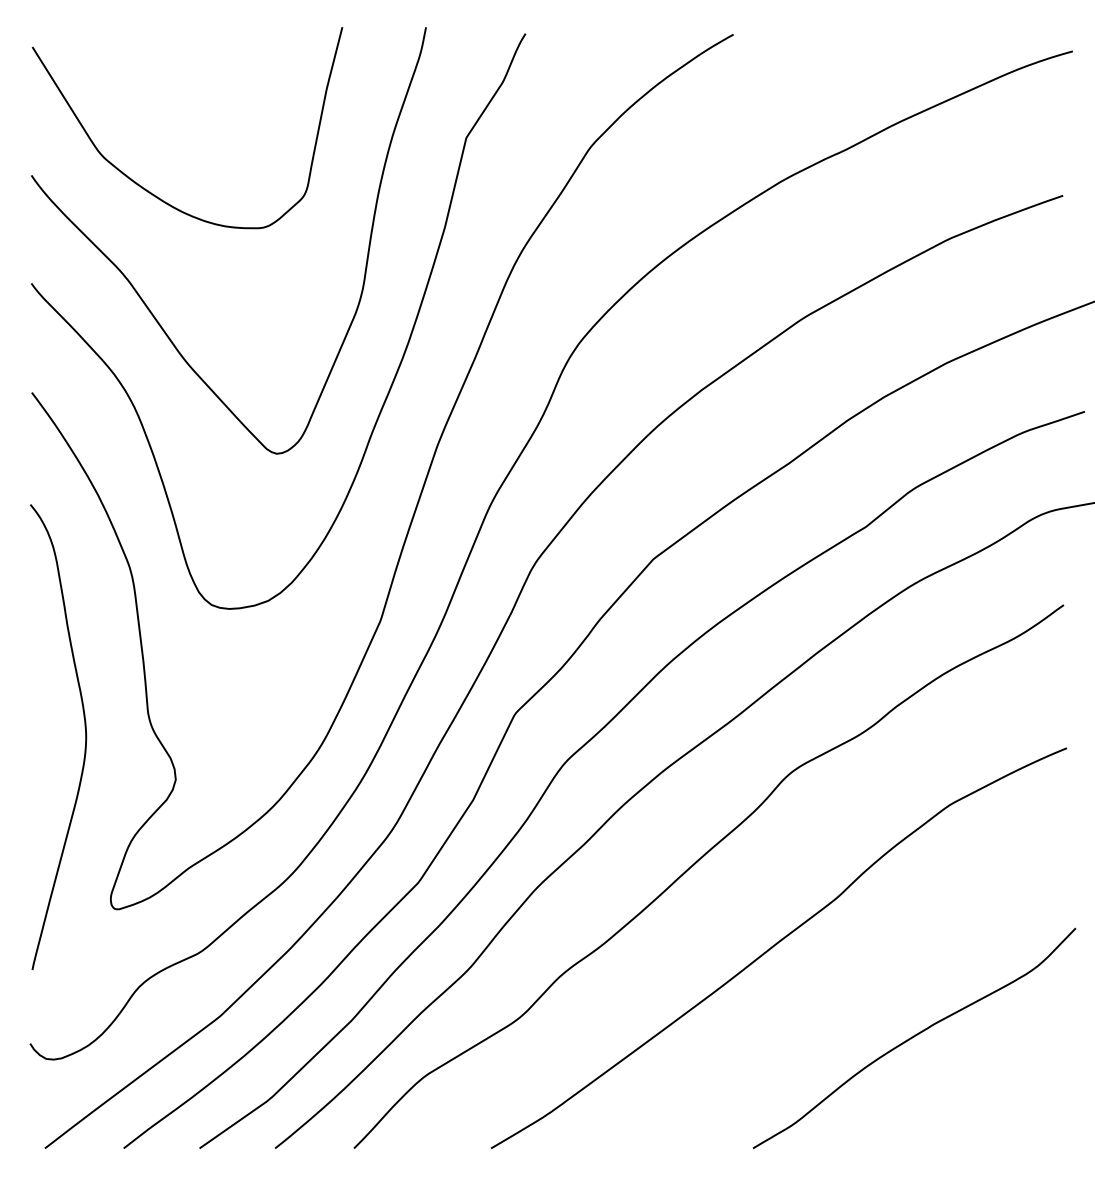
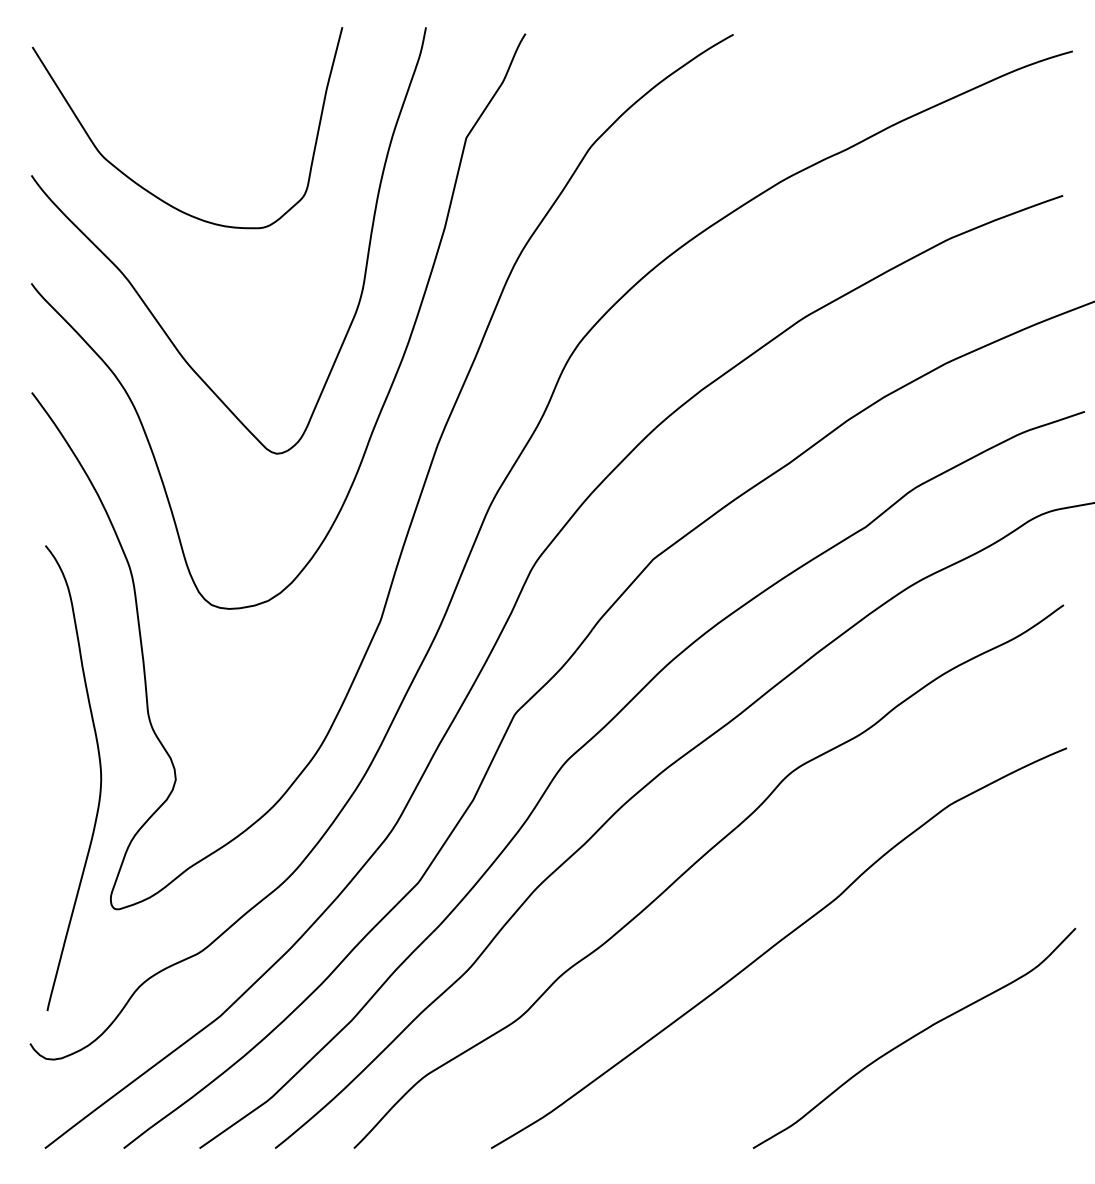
curve position: (85, 736) -> (100, 777) (100, 777)
